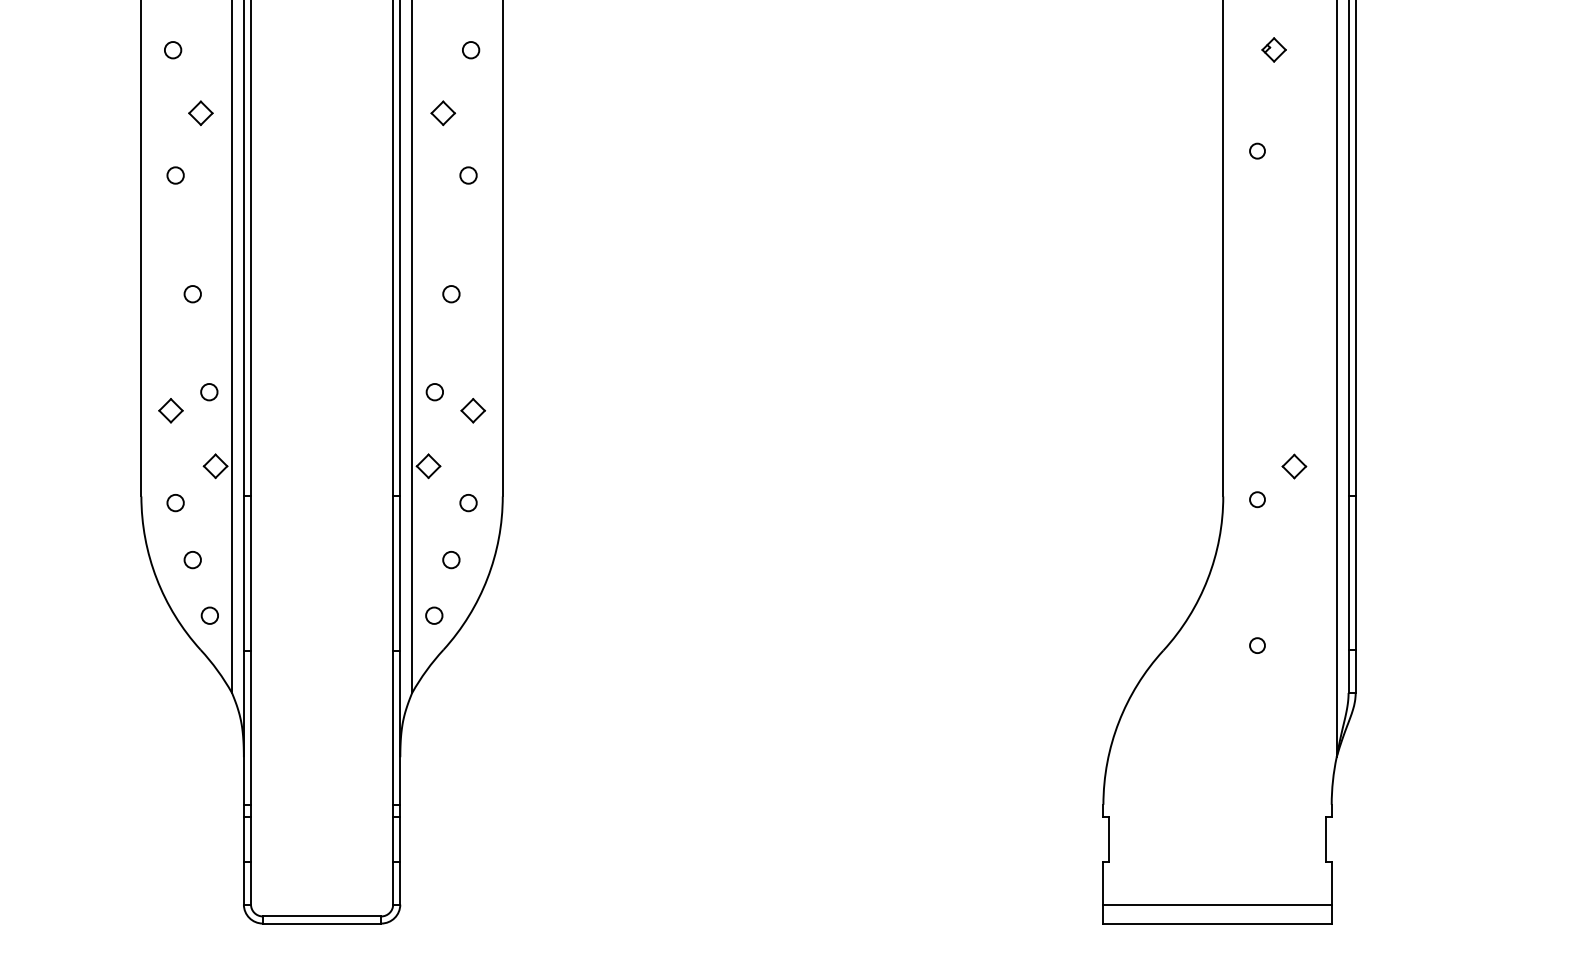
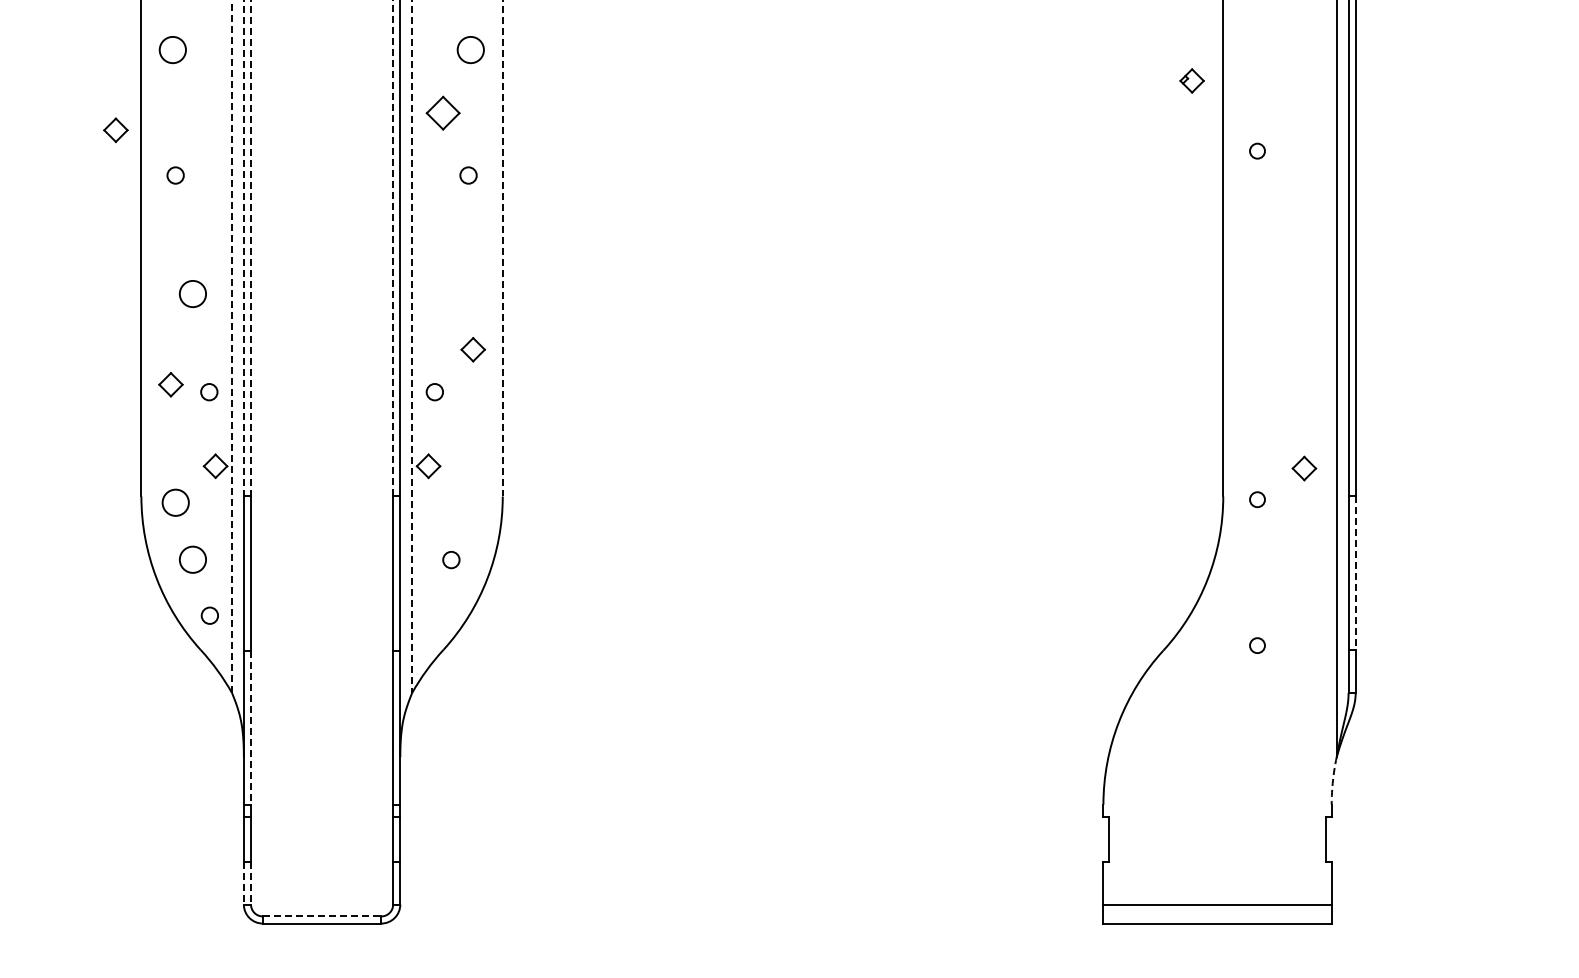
part position: (1273, 49) -> (1191, 80) (1191, 80)
circle size: 19x19 px -> 29x28 px (172, 49)
circle size: 19x19 px -> 29x28 px (470, 49)
part position: (200, 112) -> (115, 129) (115, 129)
part size: 27x27 px -> 36x36 px (442, 112)
line: solid -> dashed (243, 248)
line: solid -> dashed (251, 248)
line: solid -> dashed (393, 248)
line: solid -> dashed (502, 248)
circle size: 19x19 px -> 28x28 px (192, 293)
circle: present -> none (451, 294)
line: solid -> dashed (232, 346)
line: solid -> dashed (412, 347)
part position: (170, 410) -> (170, 384) (170, 384)
part position: (472, 410) -> (472, 349) (472, 349)
part position: (1294, 466) -> (1304, 468) (1304, 468)
circle size: 19x19 px -> 29x29 px (175, 502)
circle: present -> none (468, 503)
circle size: 19x19 px -> 28x29 px (192, 559)
line: solid -> dashed (1355, 573)
circle: present -> none (434, 615)
line: solid -> dashed (251, 728)
arc: solid -> dashed (1332, 780)
line: solid -> dashed (243, 884)
line: solid -> dashed (251, 884)
line: solid -> dashed (322, 916)
